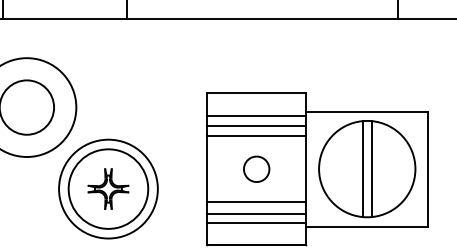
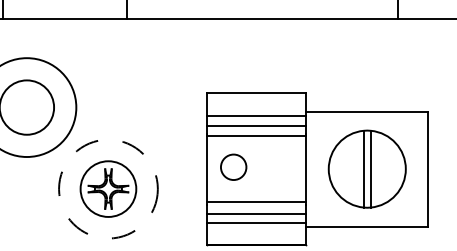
part position: (256, 168) -> (233, 166) (233, 166)
part size: 99x99 px -> 80x80 px (366, 168)
circle diameter: 80 px -> 56 px (108, 188)
circle: solid -> dashed (108, 188)
